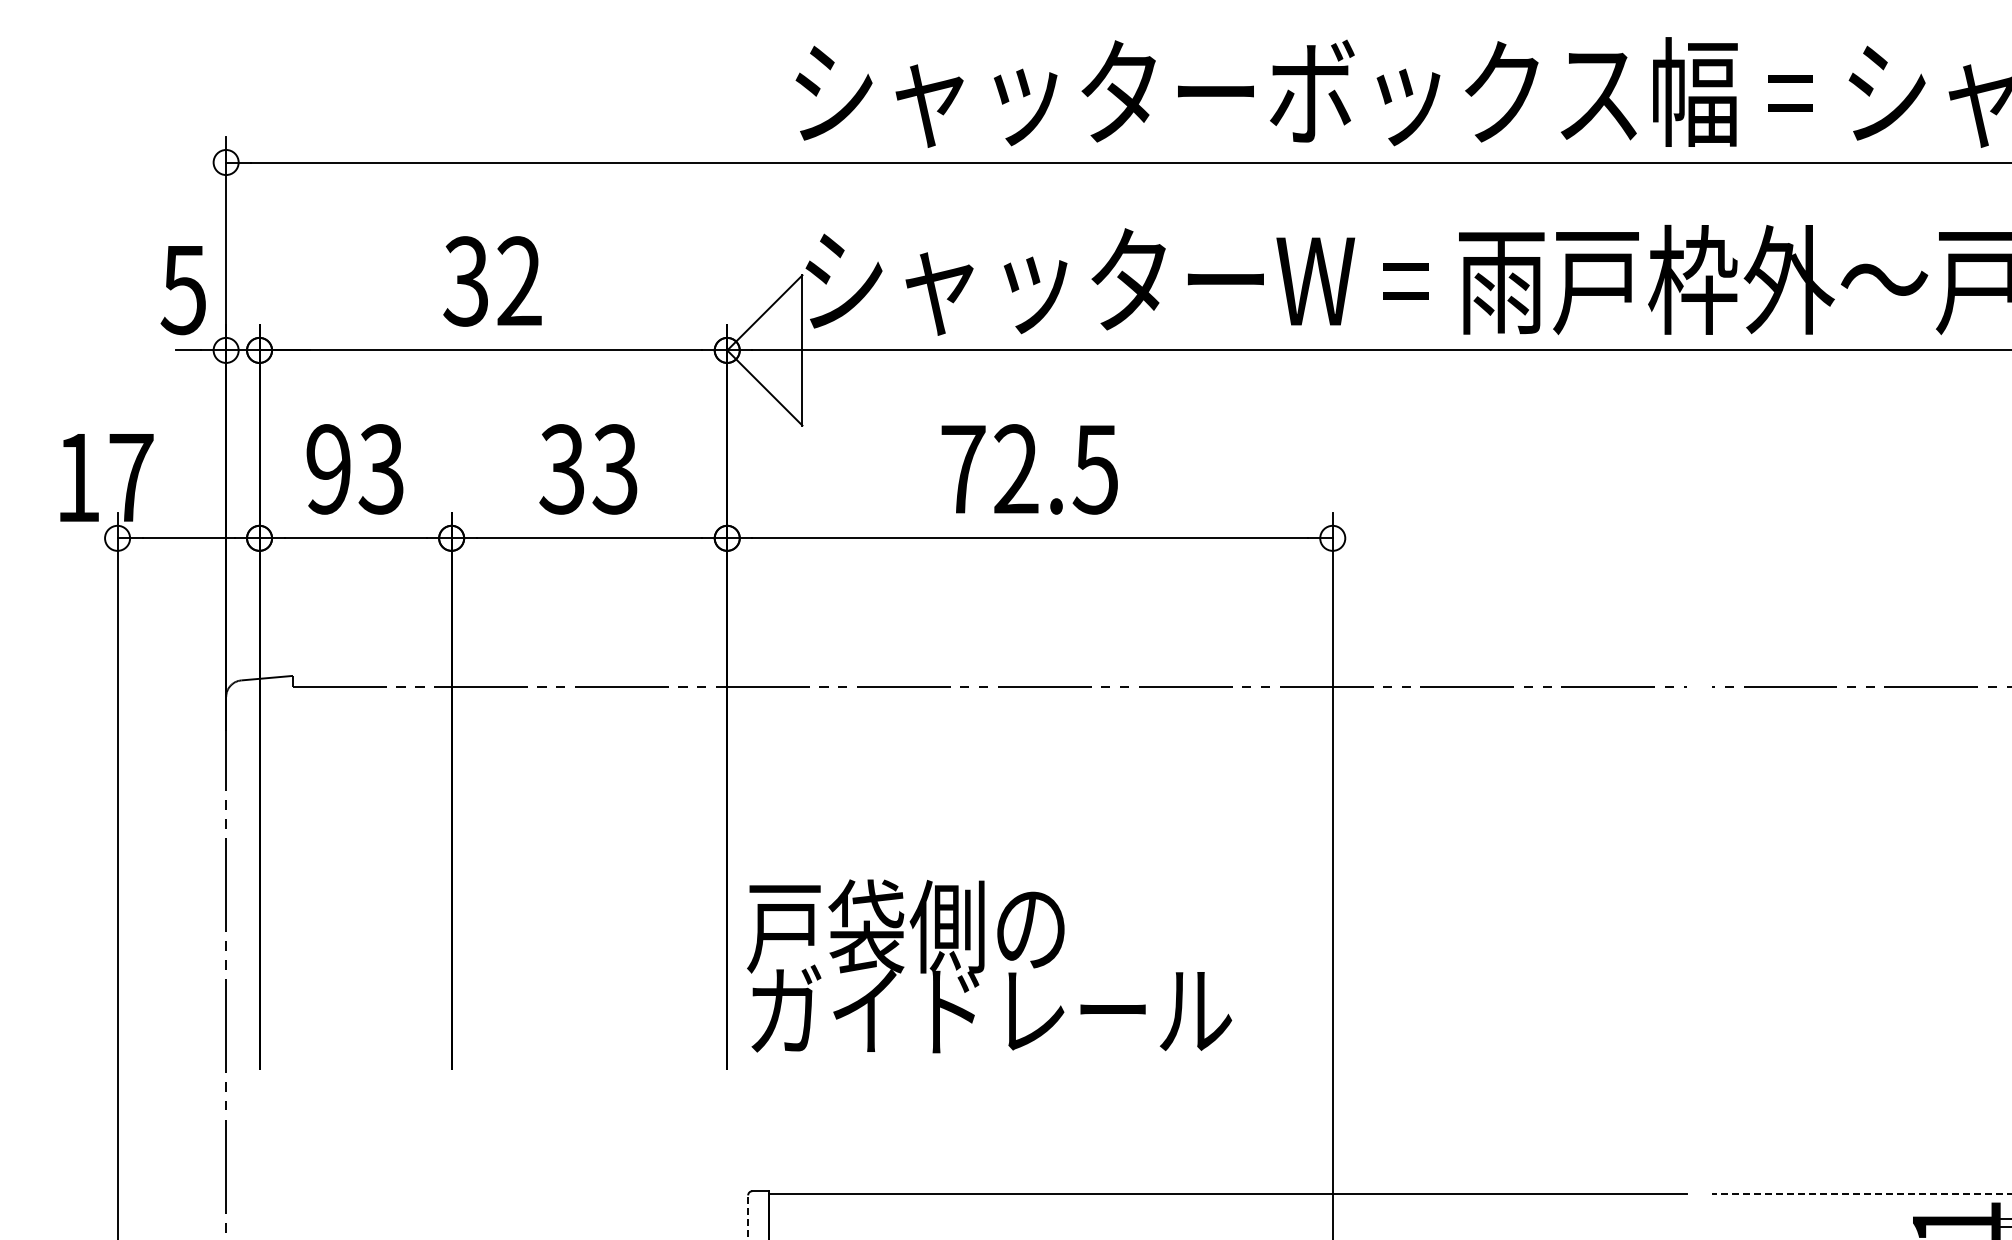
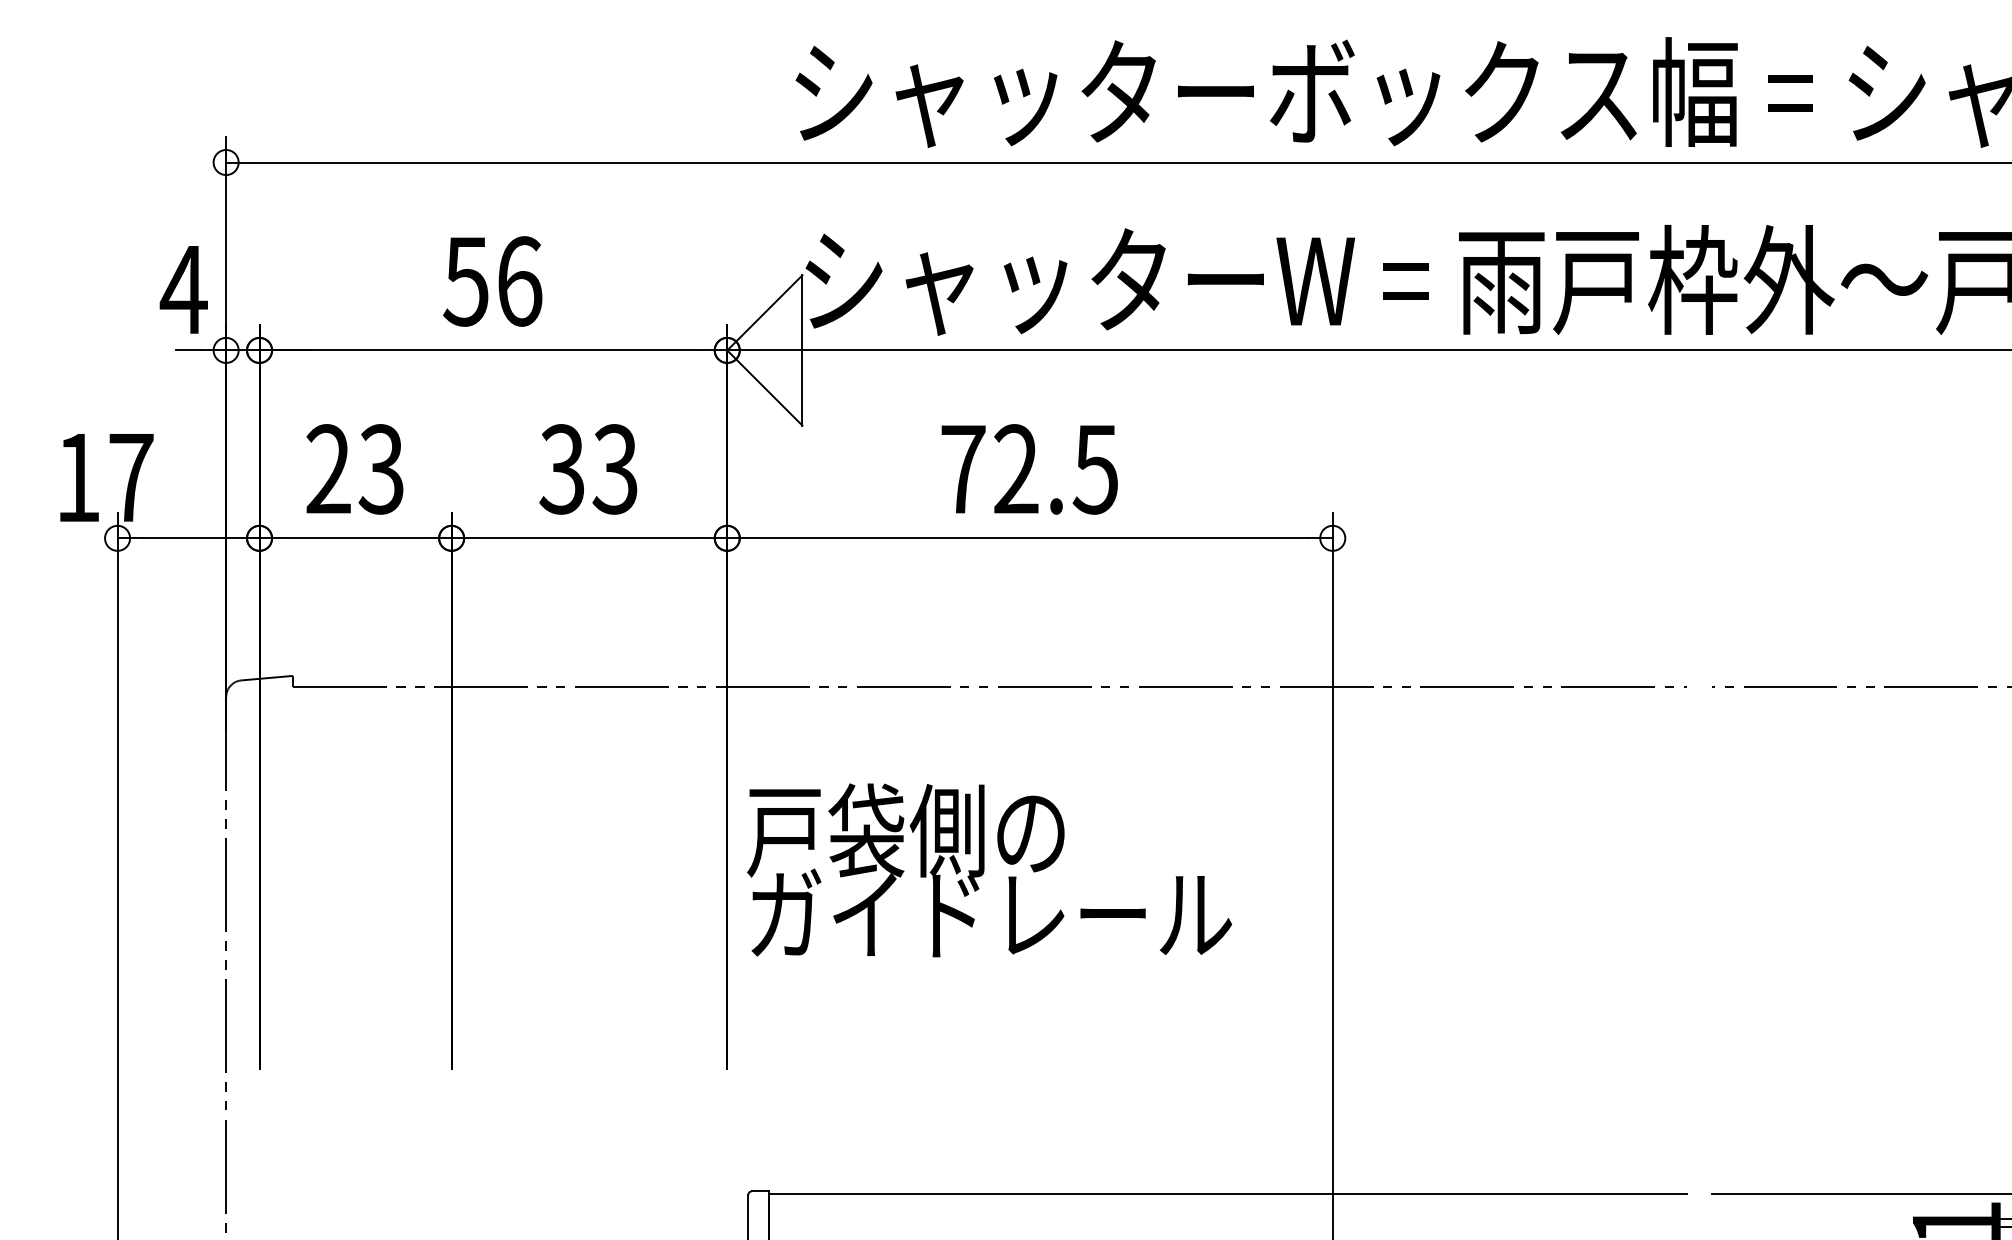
text: 32 -> 56 (492, 281)
text: 5 -> 4 (183, 290)
text: 93 -> 23 (328, 469)
text position: (989, 966) -> (989, 870) (989, 870)
line: dashed -> solid (1861, 1193)
line: dashed -> solid (748, 1217)
